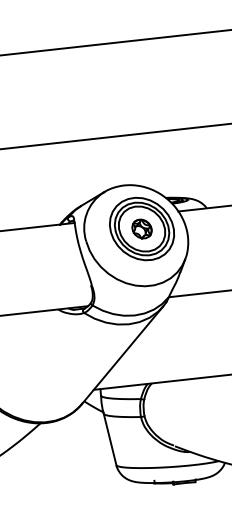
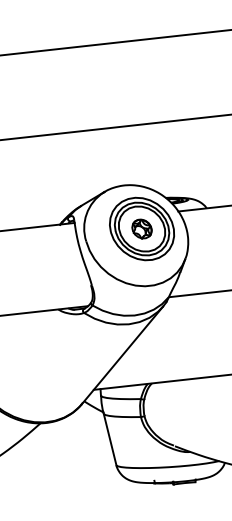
line position: (115, 136) -> (115, 126) (115, 126)
